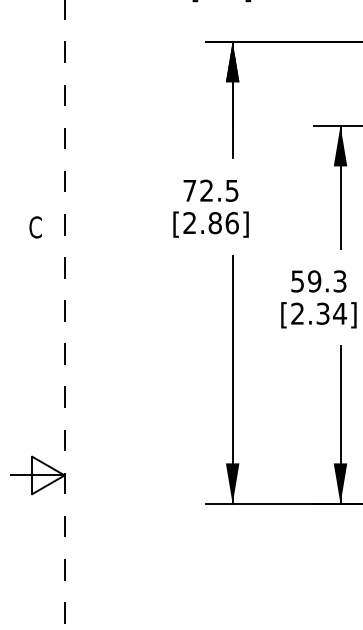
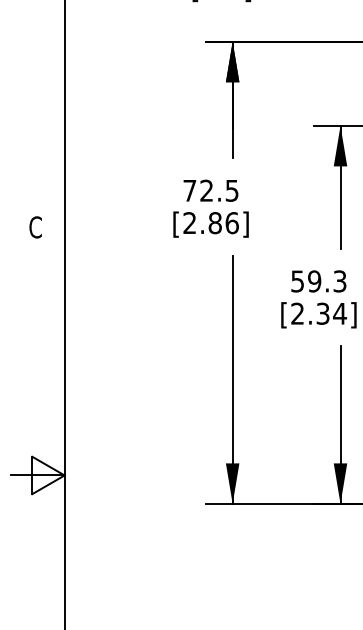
line: dashed -> solid (64, 315)
